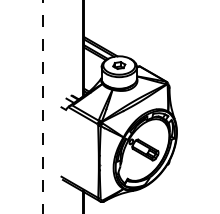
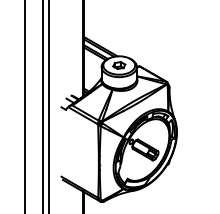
line: none -> present (25, 106)
line: none -> present (49, 106)
line: dashed -> solid (42, 107)
